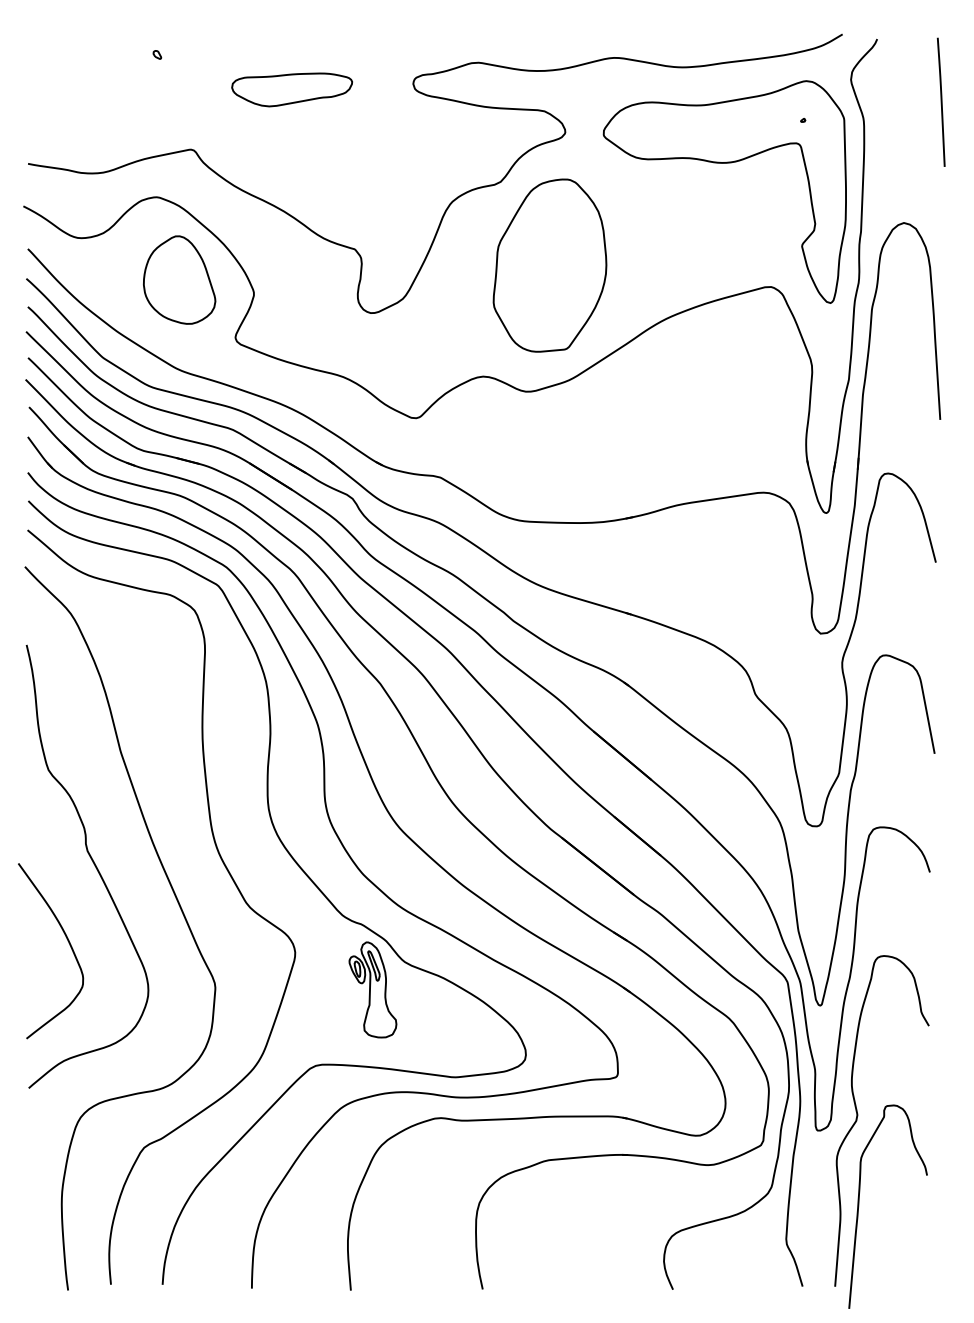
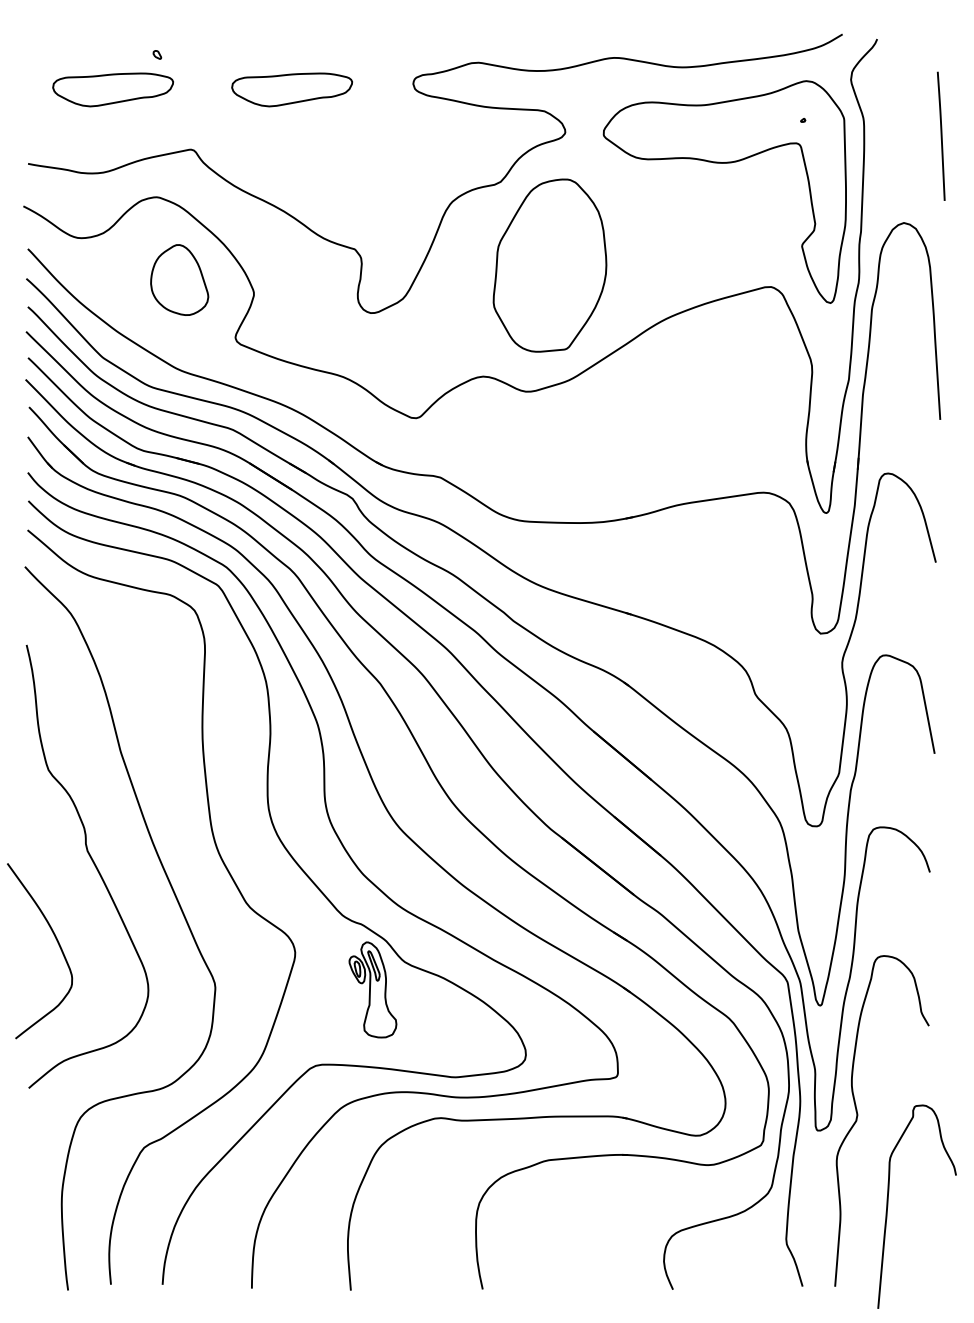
part: none -> present (112, 89)
line position: (940, 101) -> (940, 135) (940, 135)
part size: 74x90 px -> 60x72 px (179, 279)
curve position: (68, 943) -> (57, 943) (57, 943)
curve position: (859, 1206) -> (888, 1206) (888, 1206)
